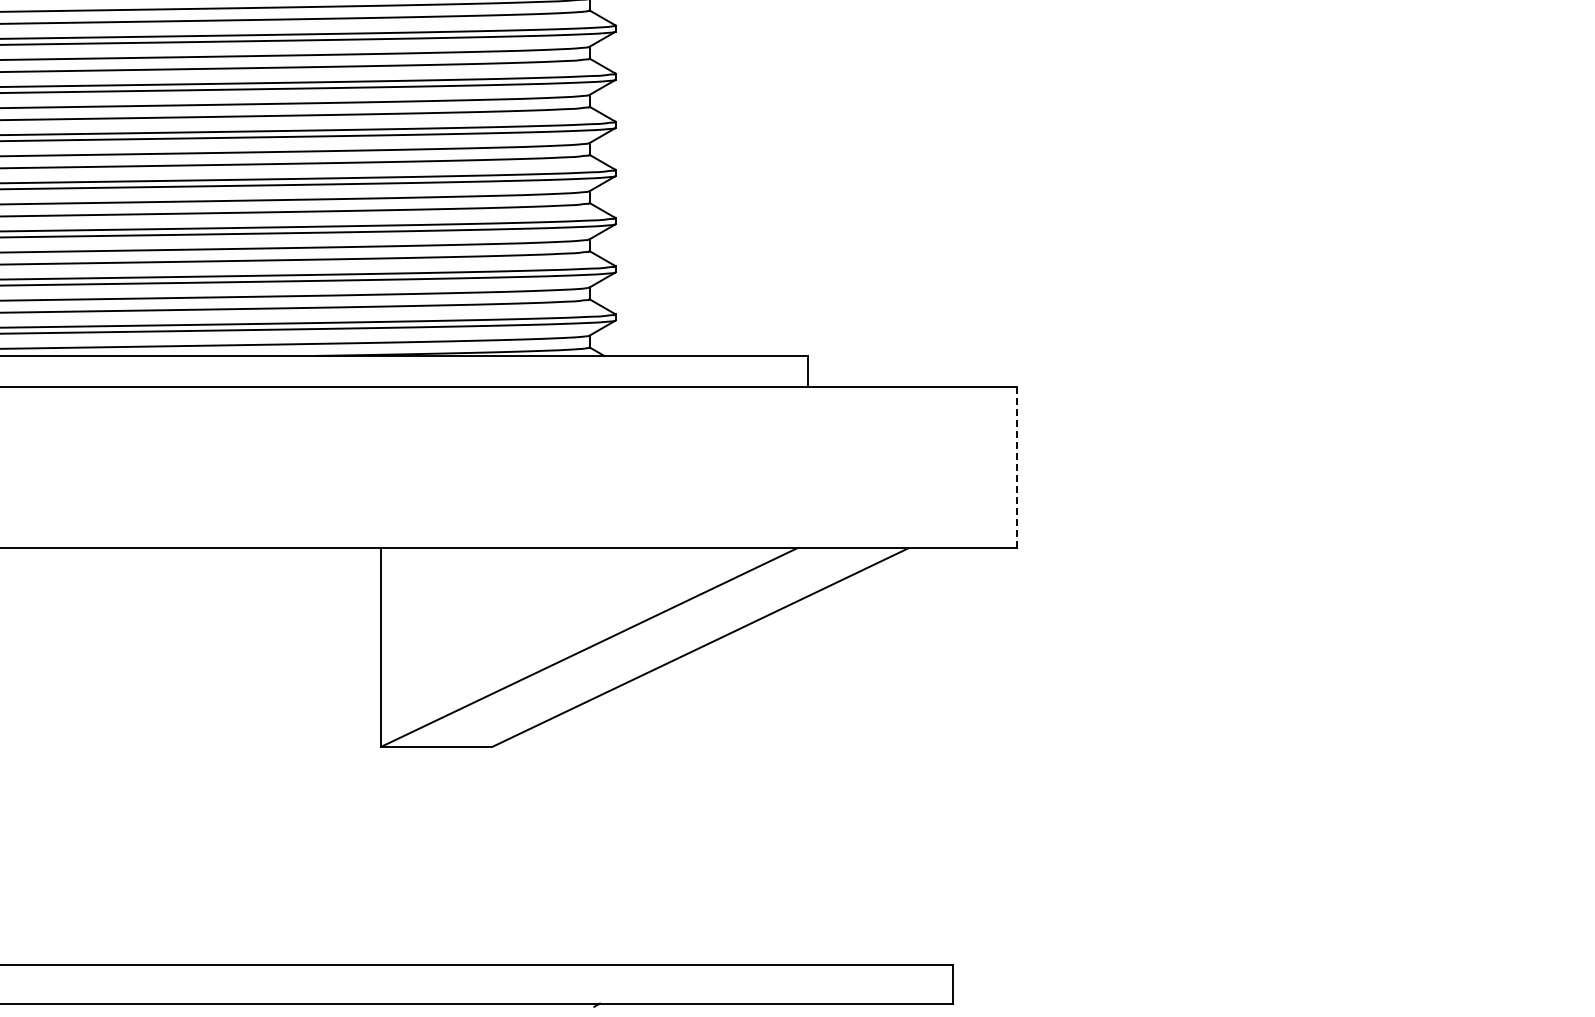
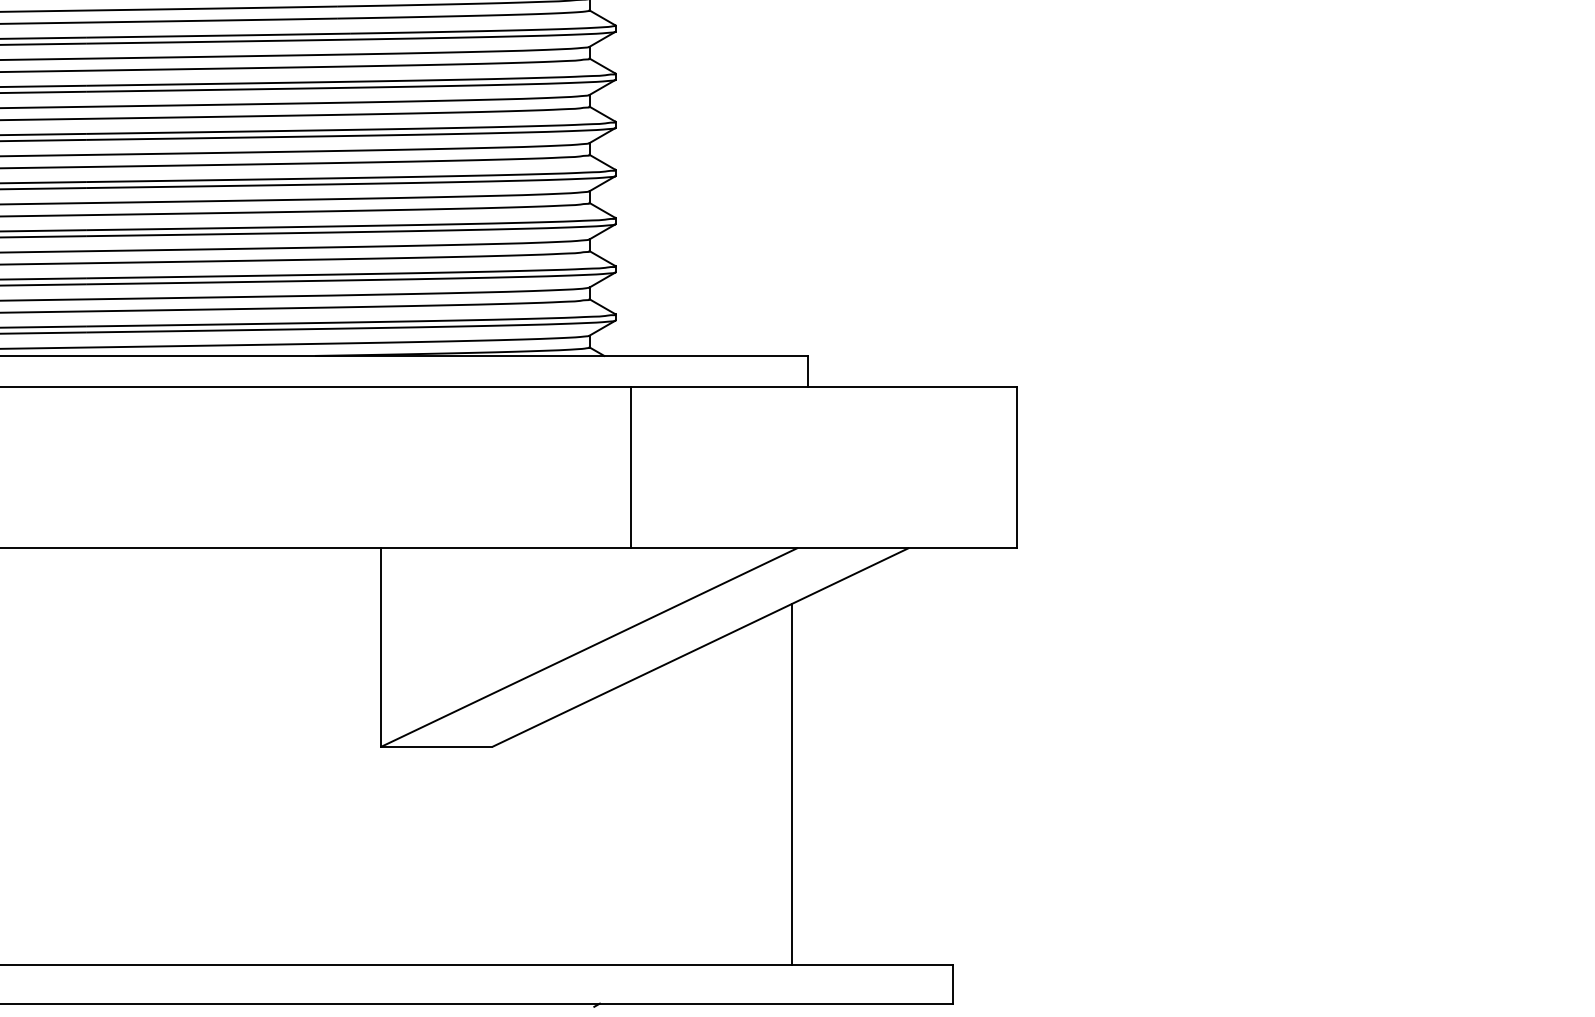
line: none -> present (631, 467)
line: dashed -> solid (1016, 468)
line: none -> present (792, 784)
